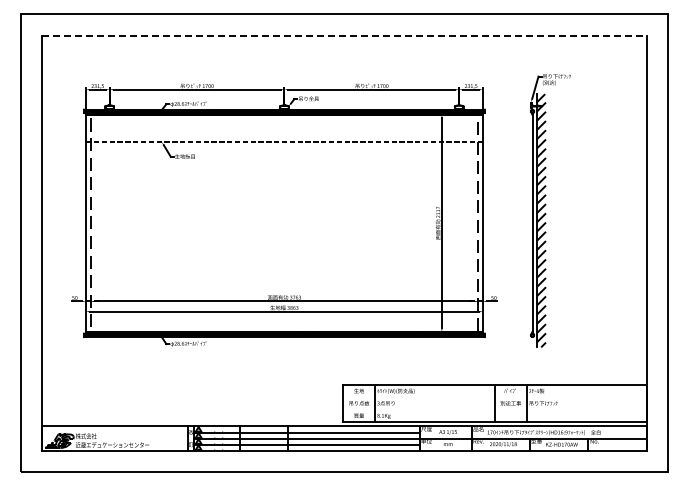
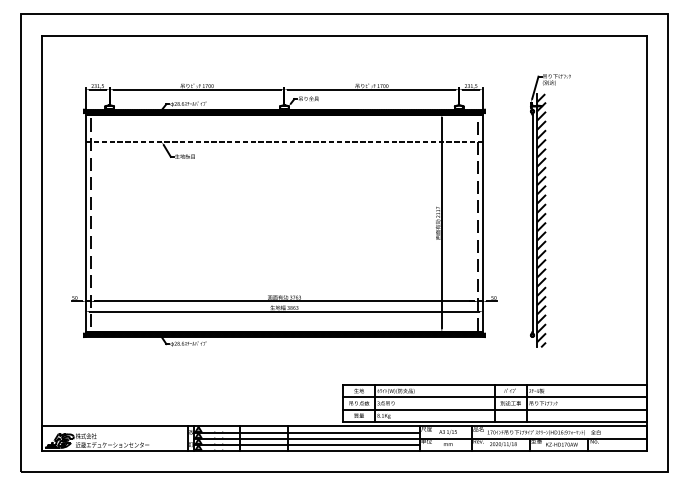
line: dashed -> solid (344, 36)
line: none -> present (494, 397)
line: none -> present (494, 409)
